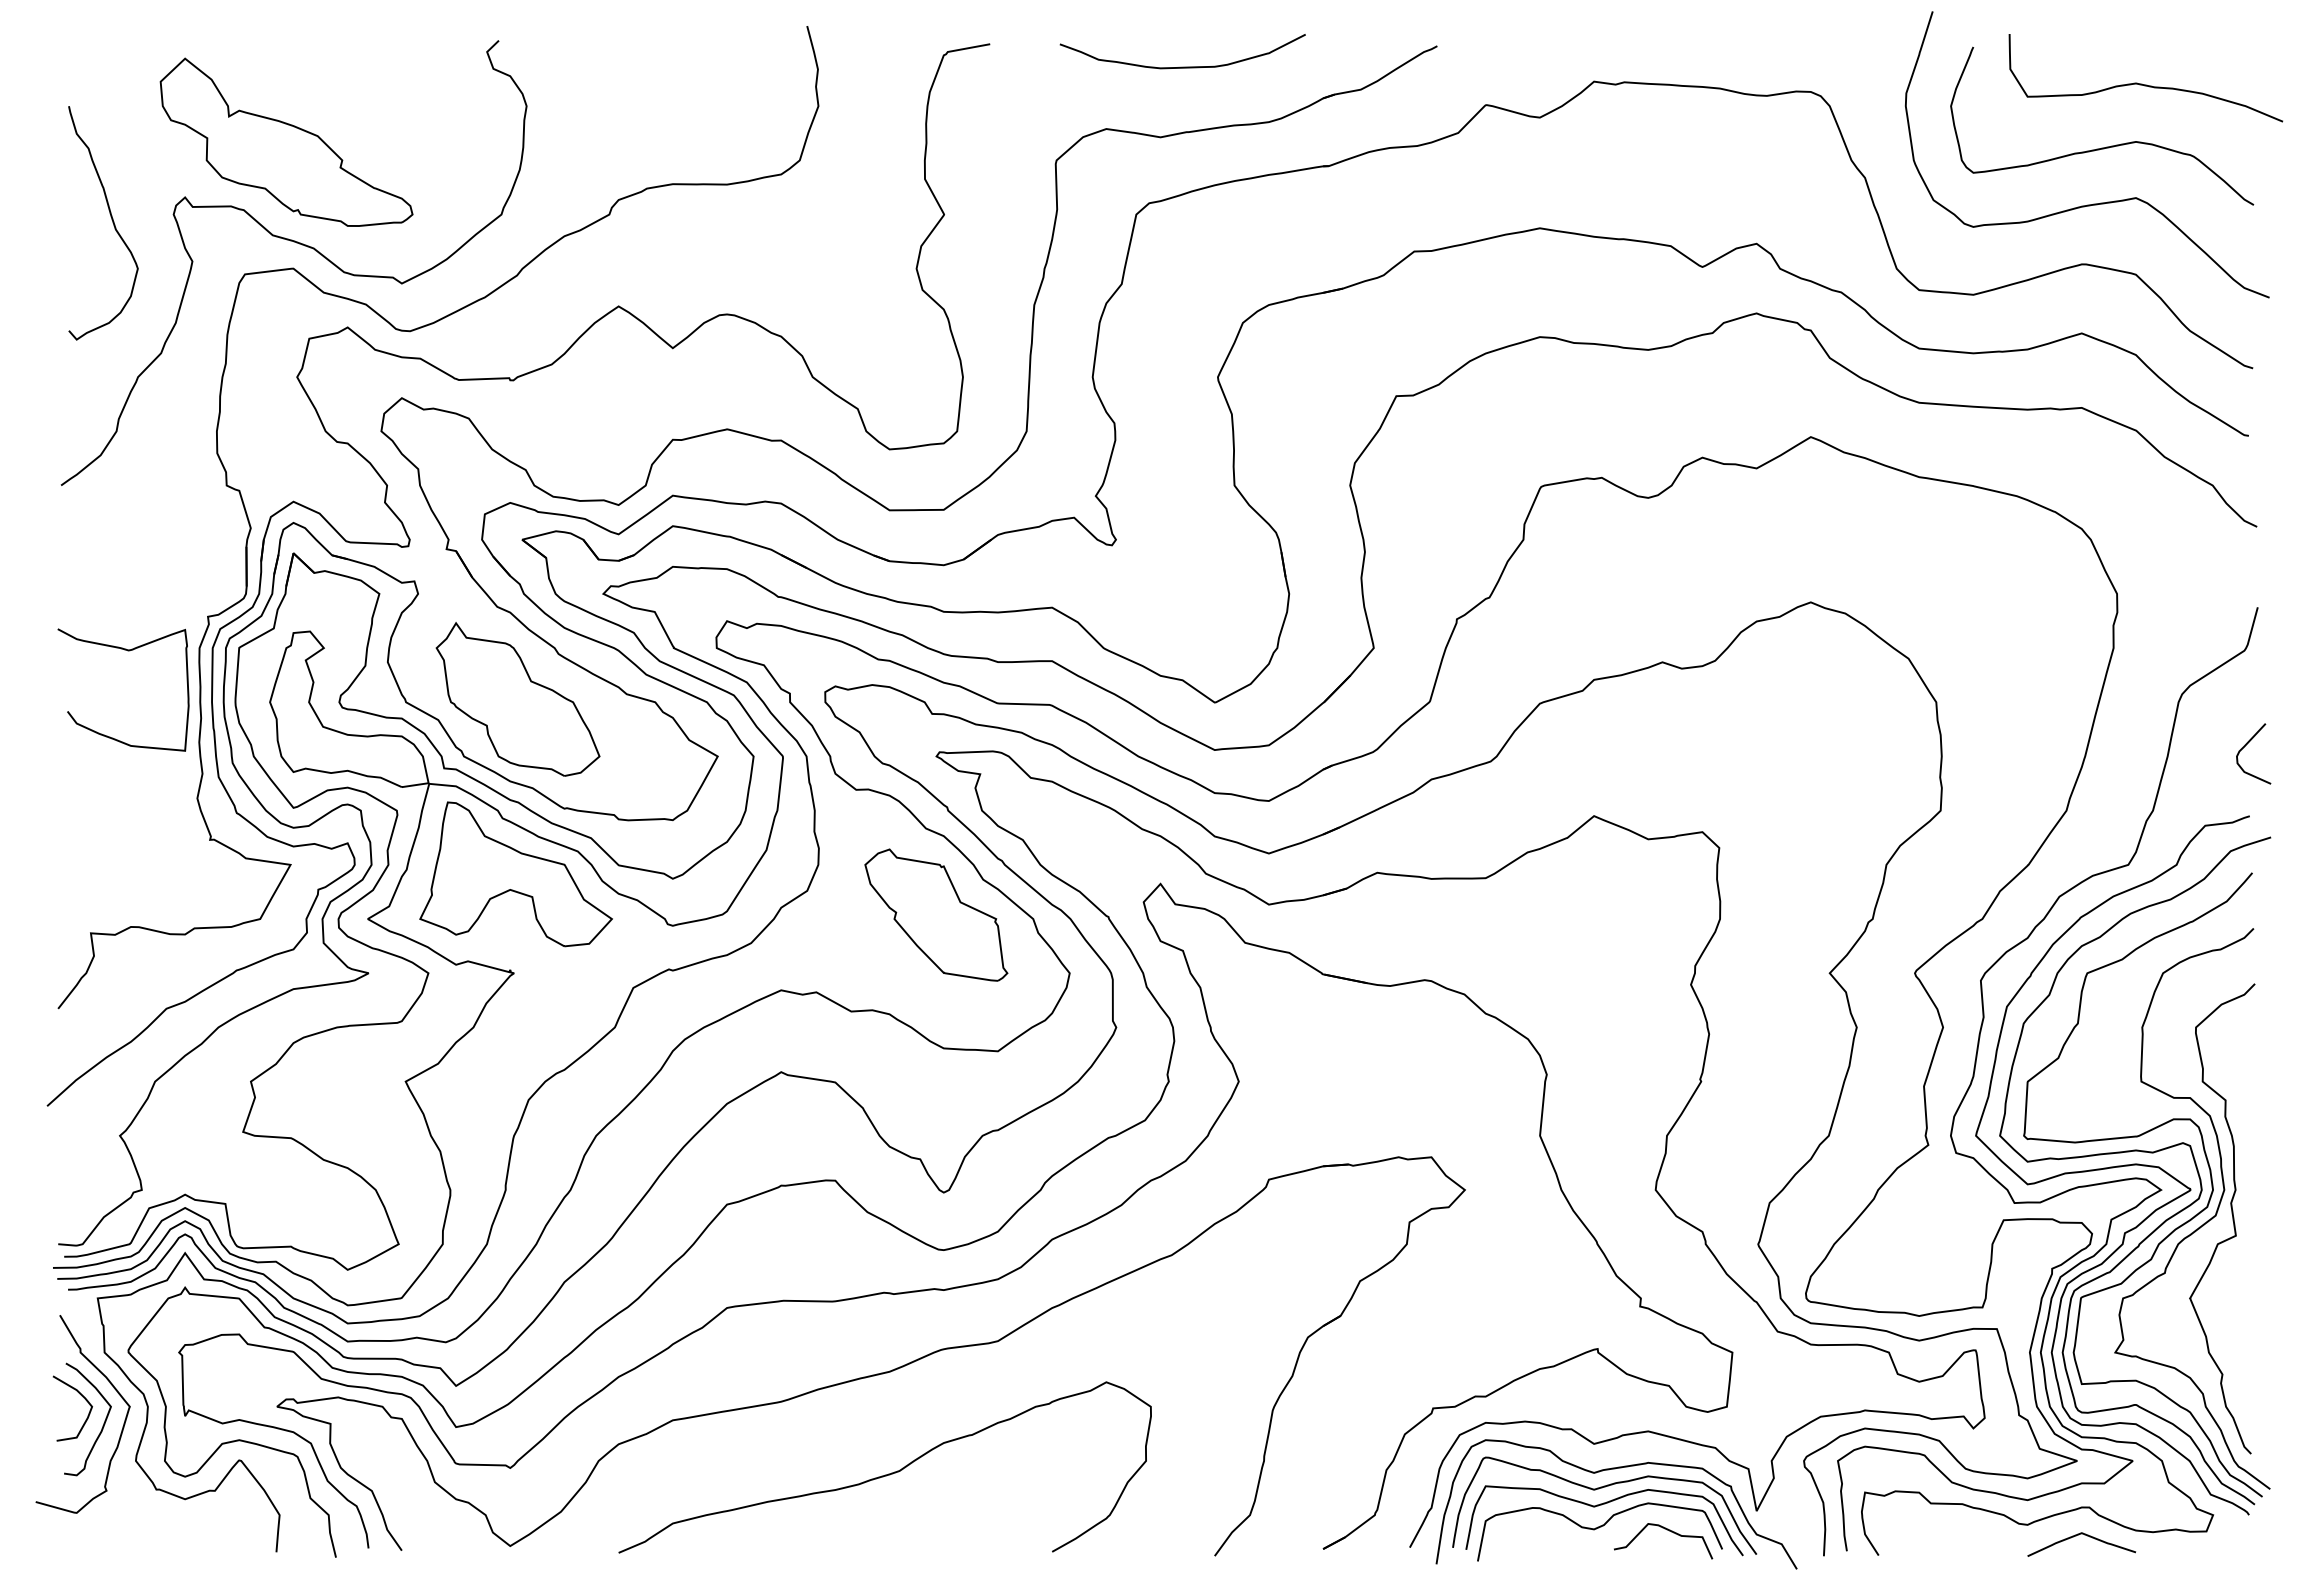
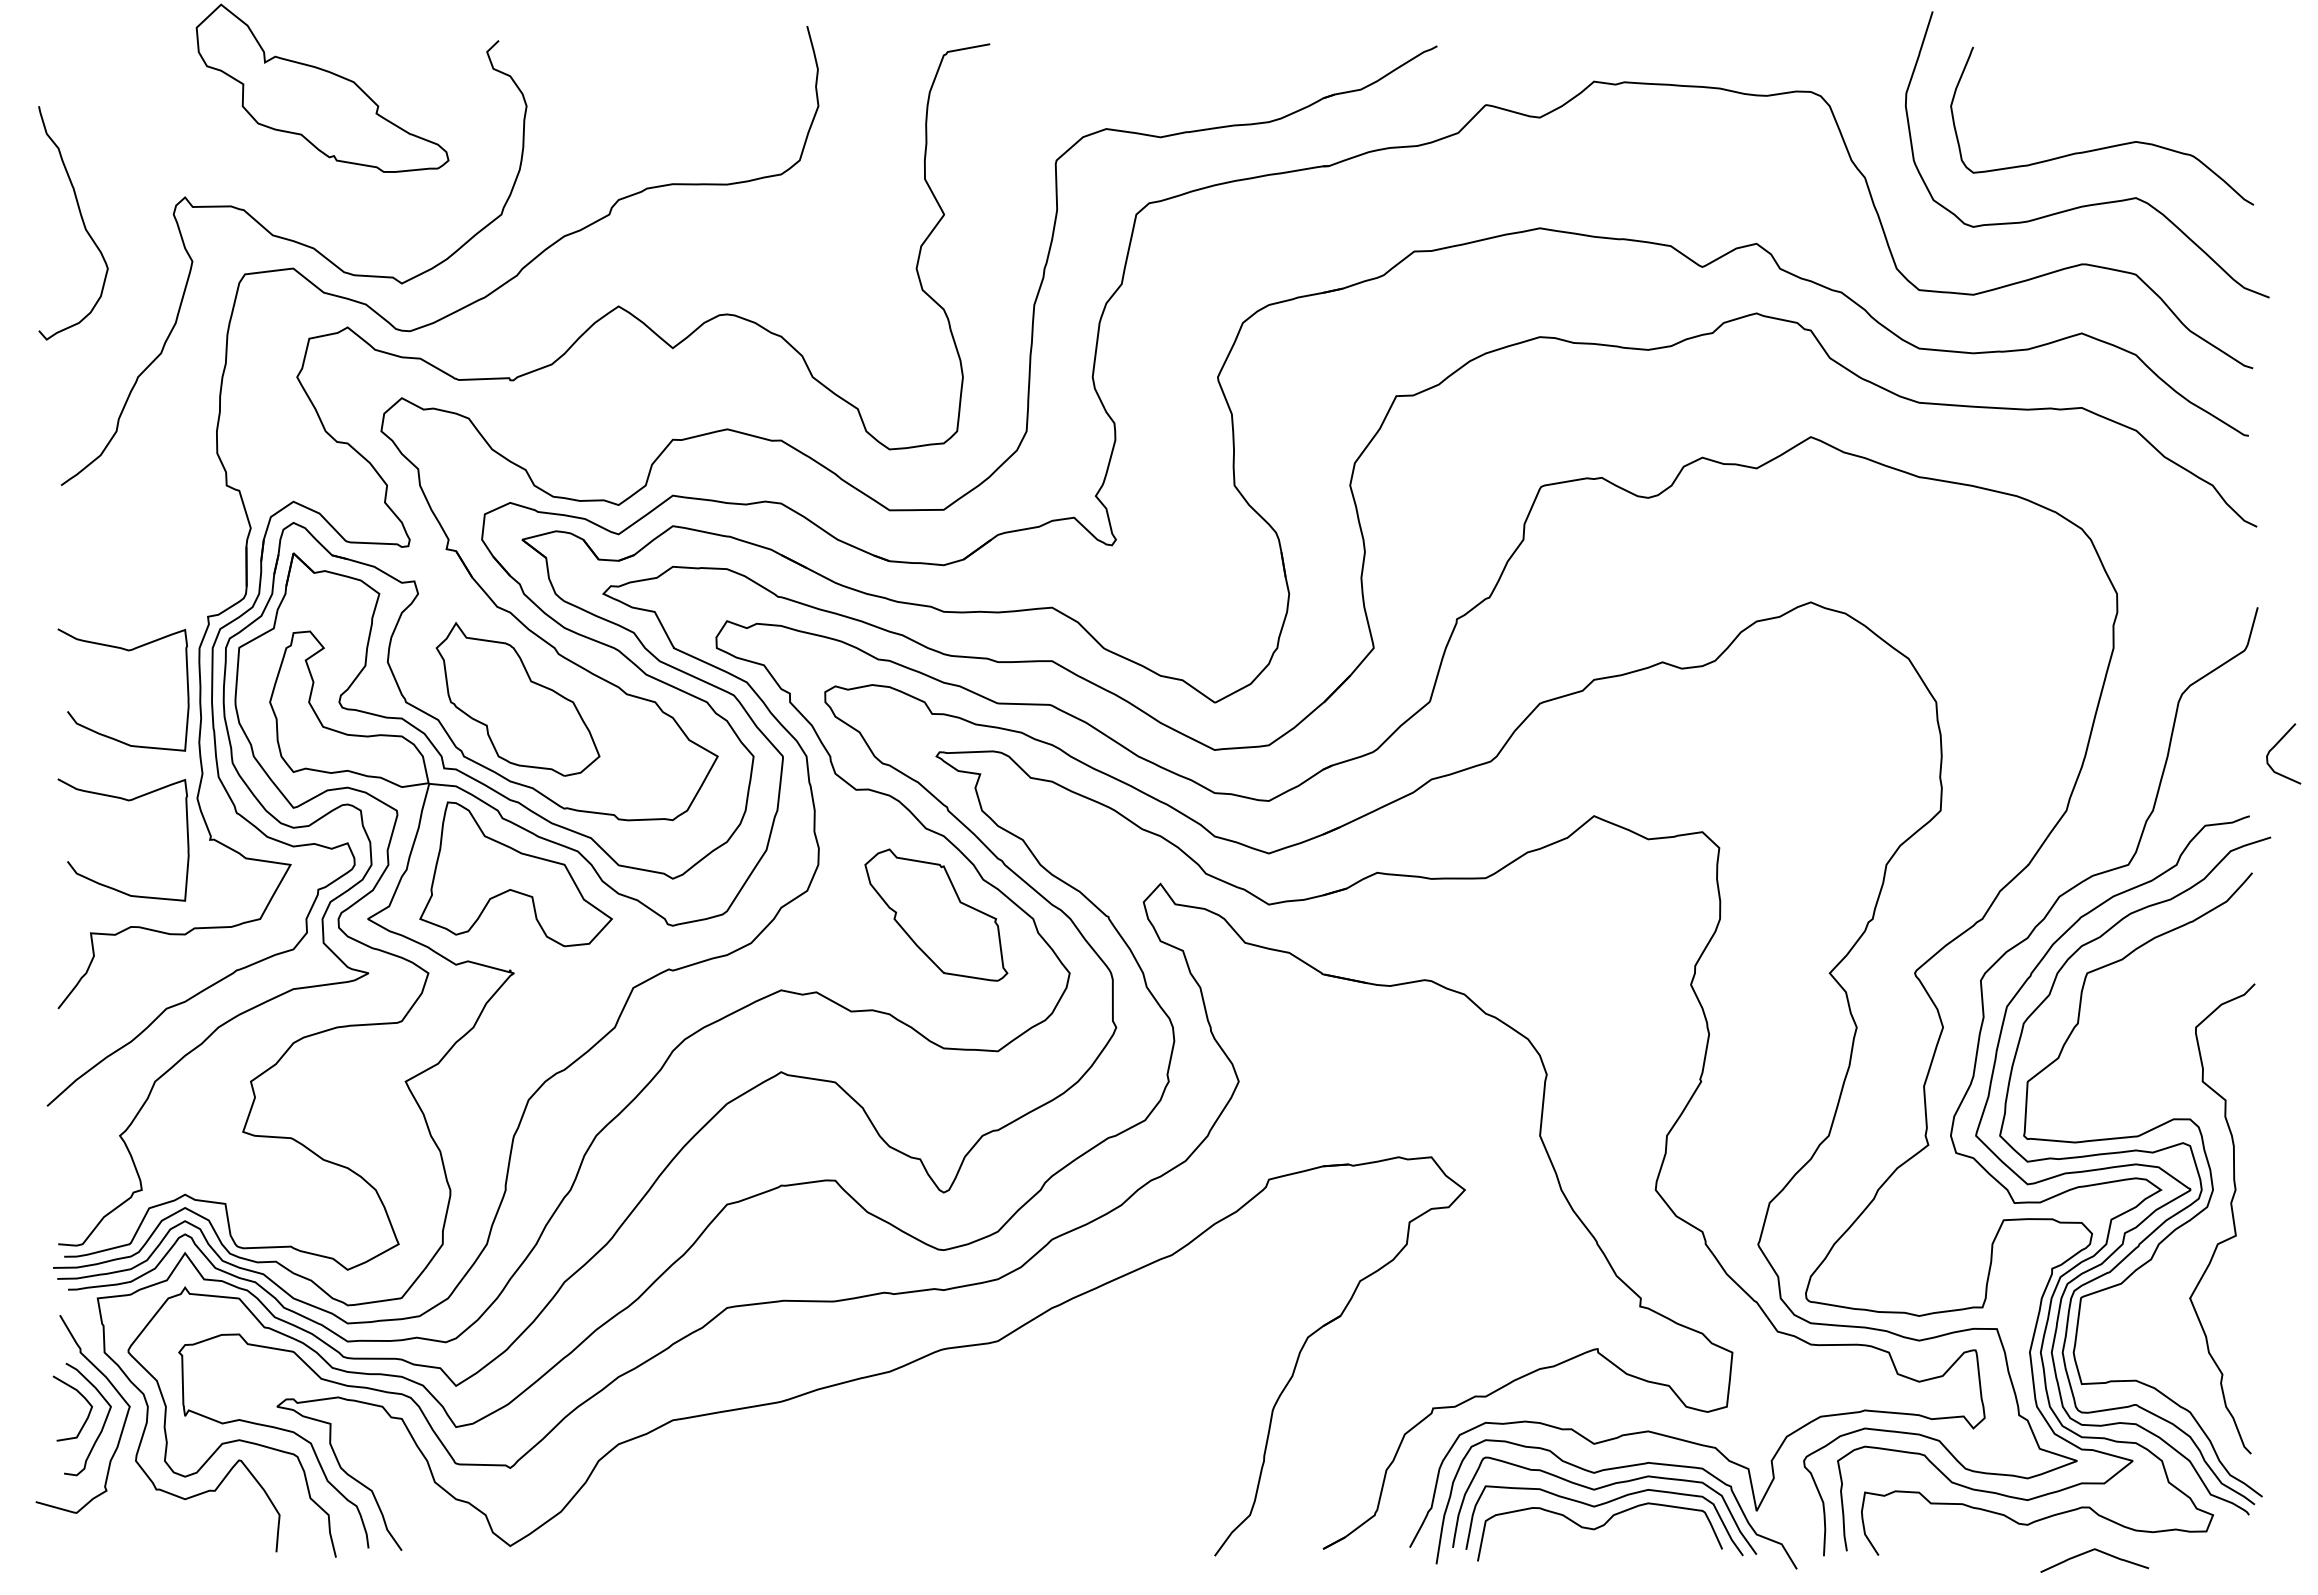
curve: present -> none (1182, 66)
curve: present -> none (2142, 83)
part position: (286, 141) -> (322, 87) (322, 87)
curve position: (111, 219) -> (81, 219) (81, 219)
curve position: (2246, 745) -> (2276, 745) (2276, 745)
curve: none -> present (127, 801)
curve: present -> none (2204, 1222)
curve: present -> none (885, 1474)
curve: present -> none (1669, 1531)
curve position: (2076, 1536) -> (2089, 1552) (2089, 1552)
